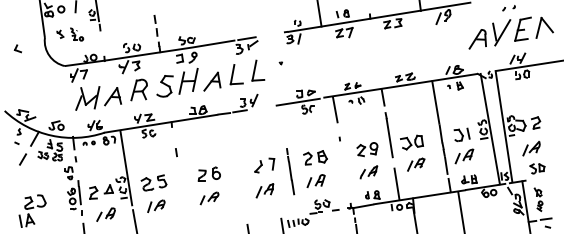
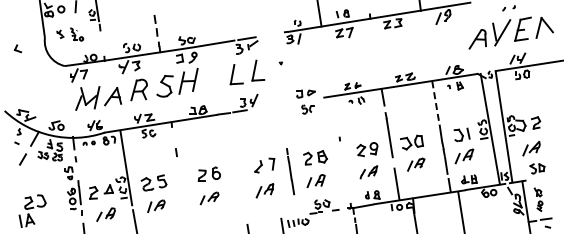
part: present -> none (212, 81)
line: present -> none (297, 101)
line: solid -> dashed (435, 103)
line: present -> none (334, 109)
